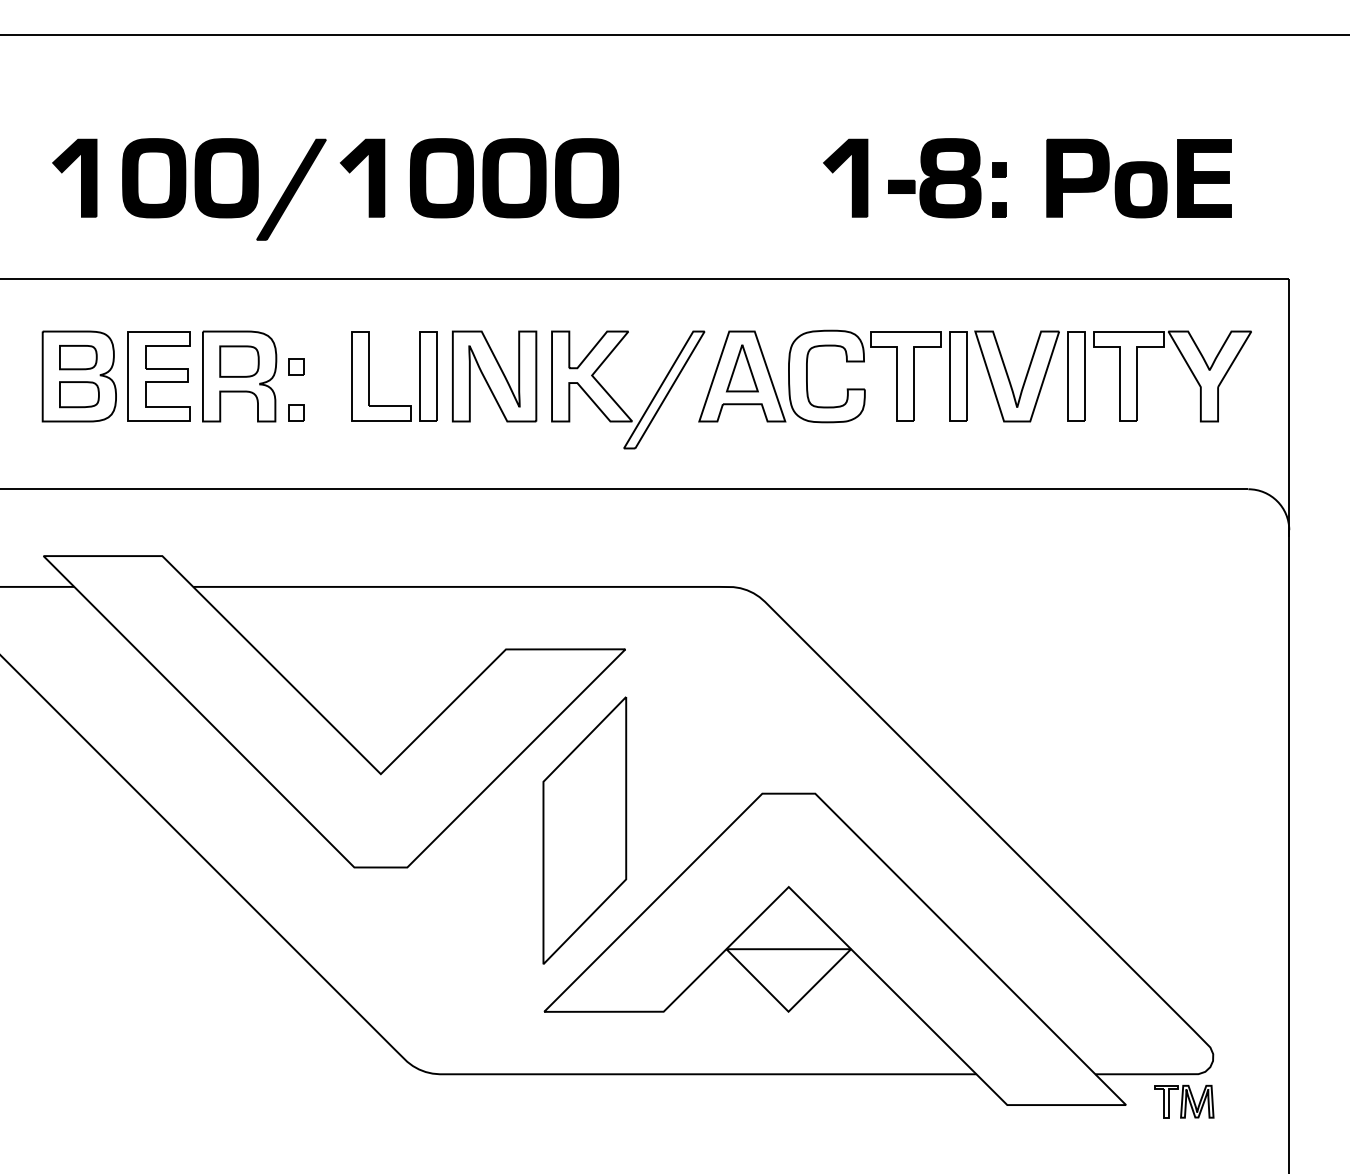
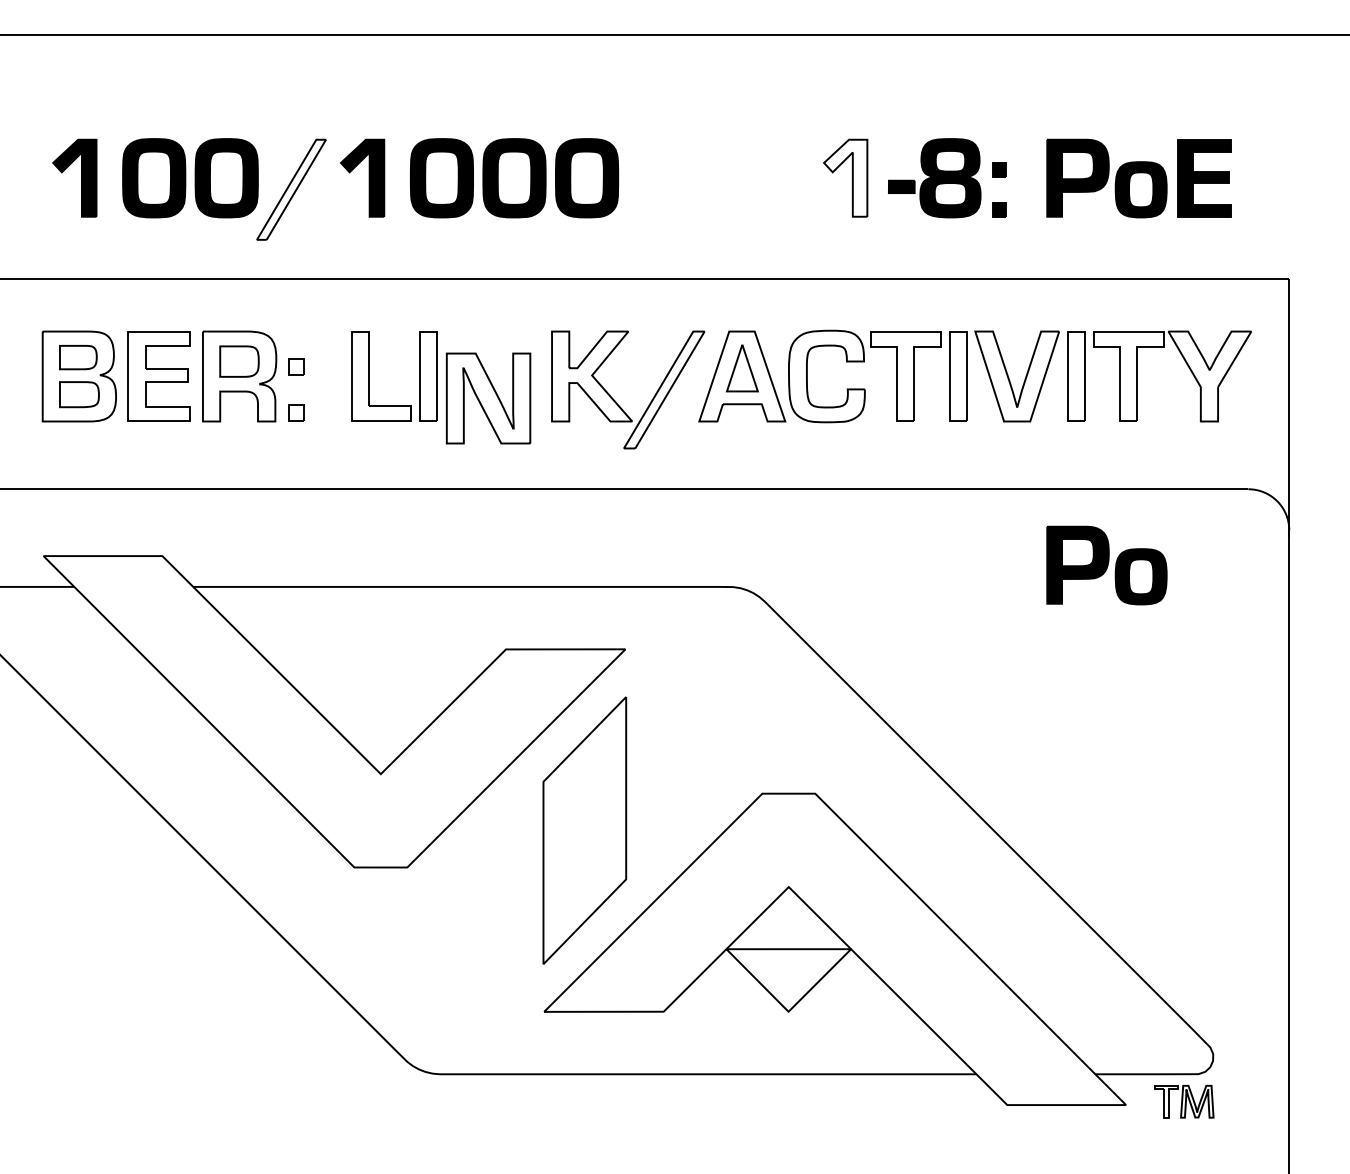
fill: present -> none (845, 177)
fill: present -> none (291, 189)
part position: (494, 376) -> (488, 398) (488, 398)
part: none -> present (1106, 565)
